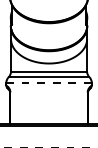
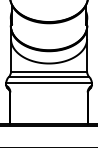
line: dashed -> solid (49, 82)
line: dashed -> solid (49, 147)
